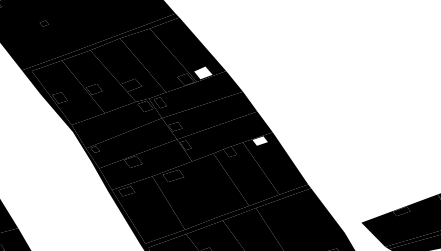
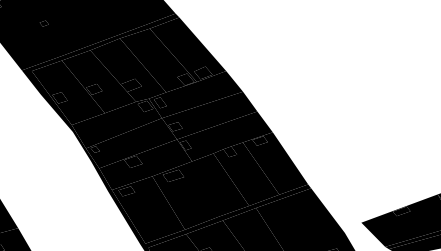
fill: none -> present (203, 72)
fill: none -> present (259, 140)
